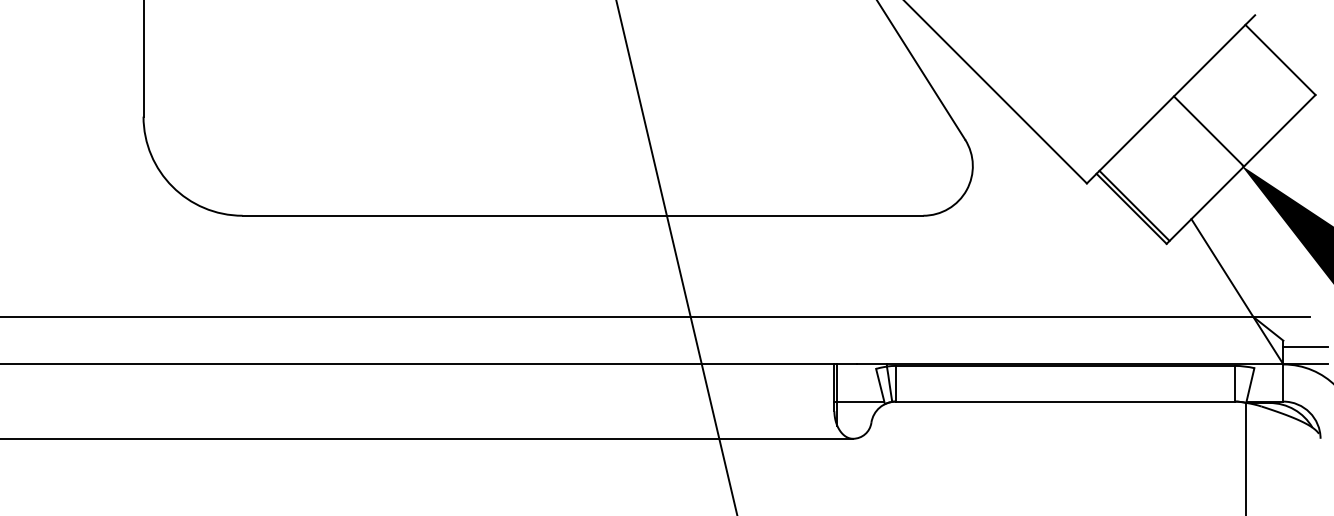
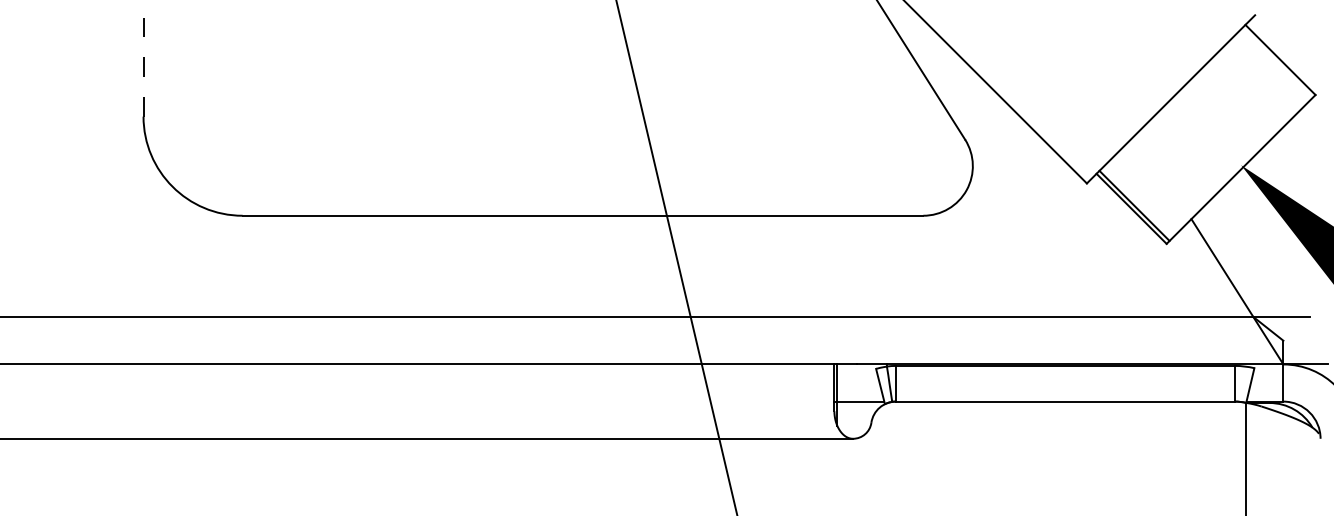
line: solid -> dashed (143, 57)
line: present -> none (1208, 131)
line: present -> none (1305, 346)
